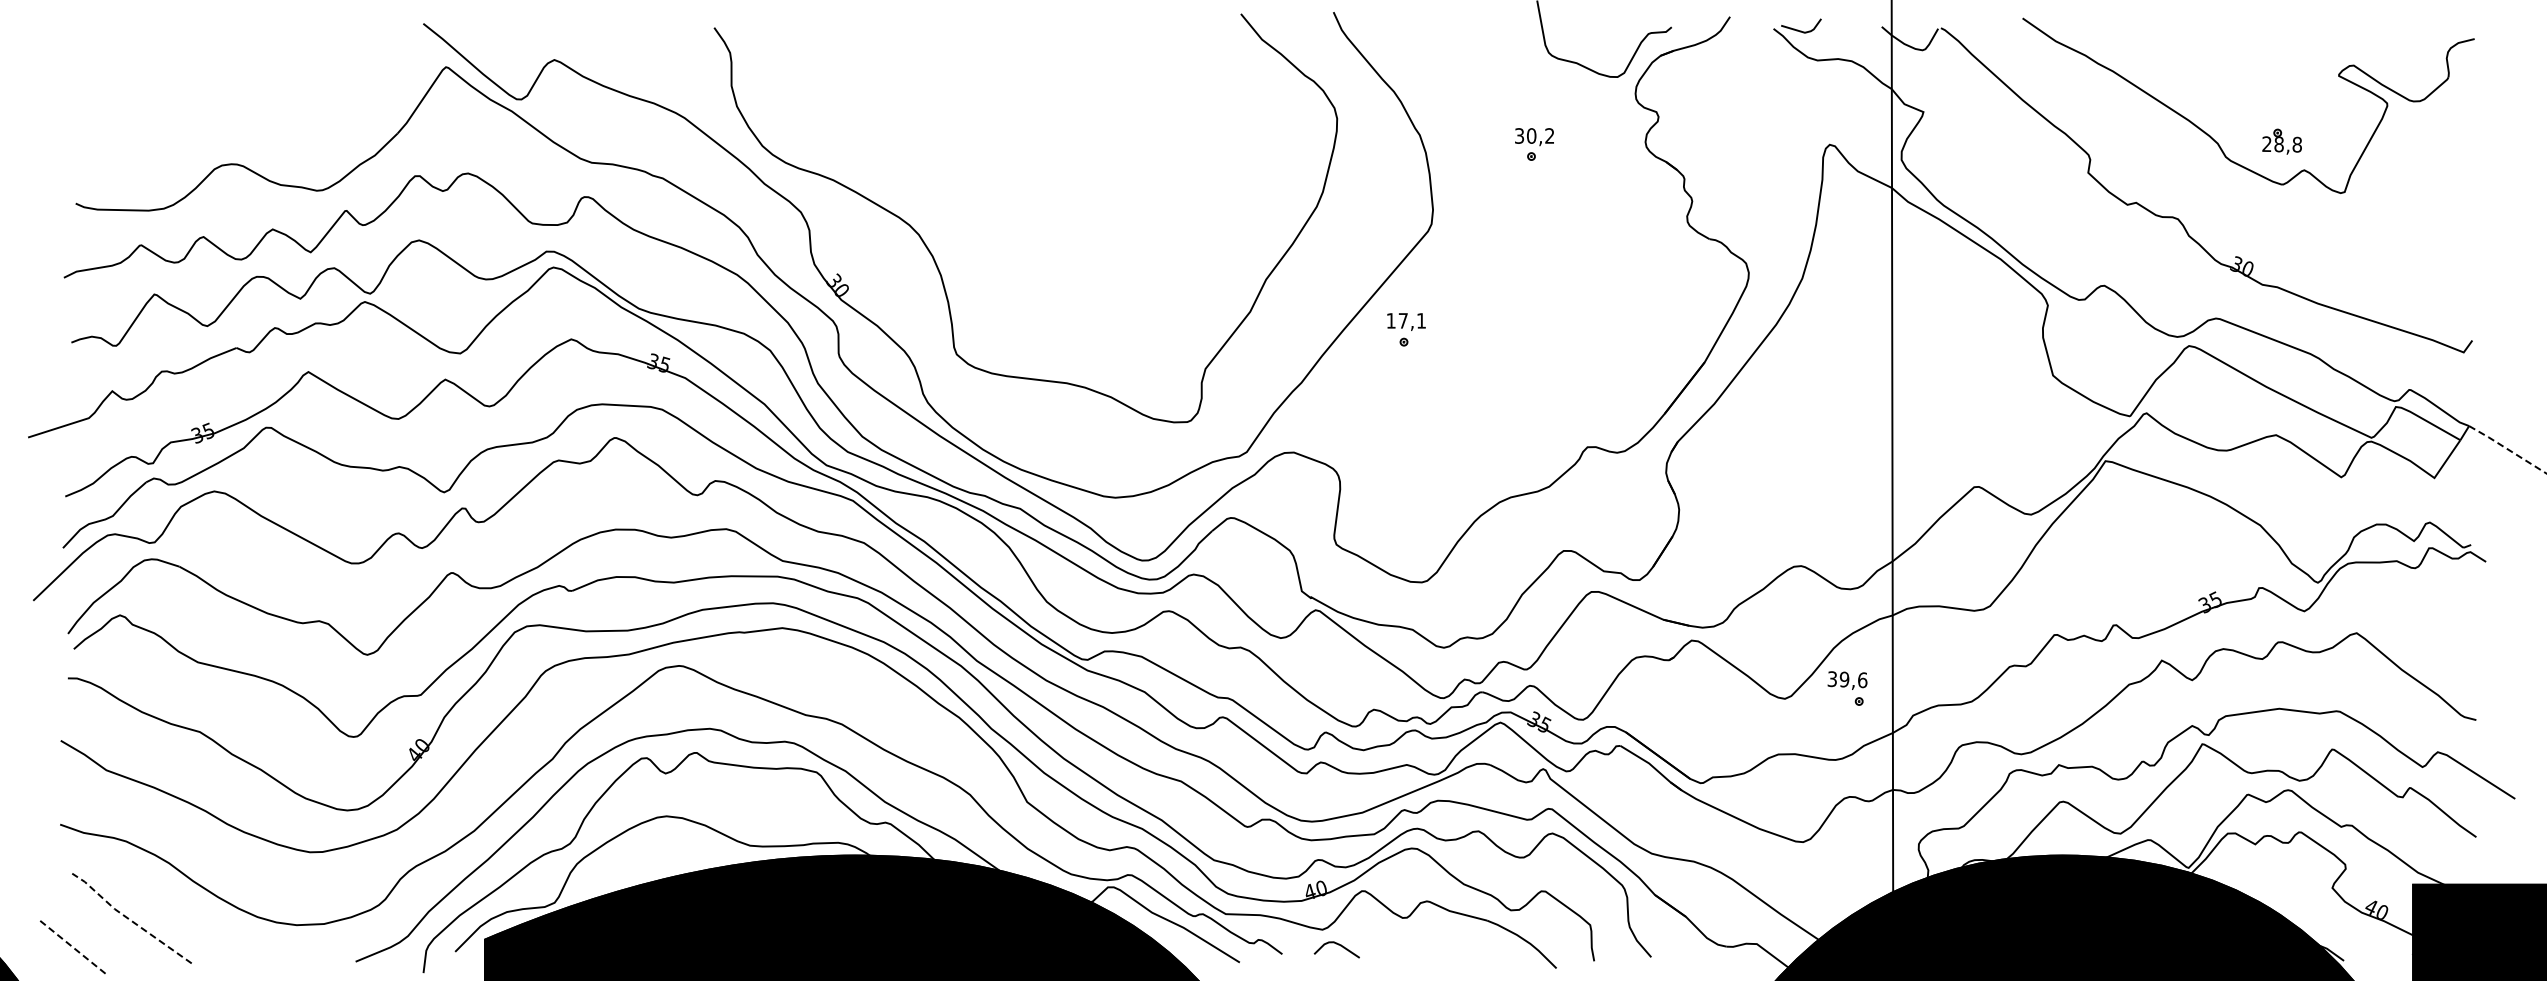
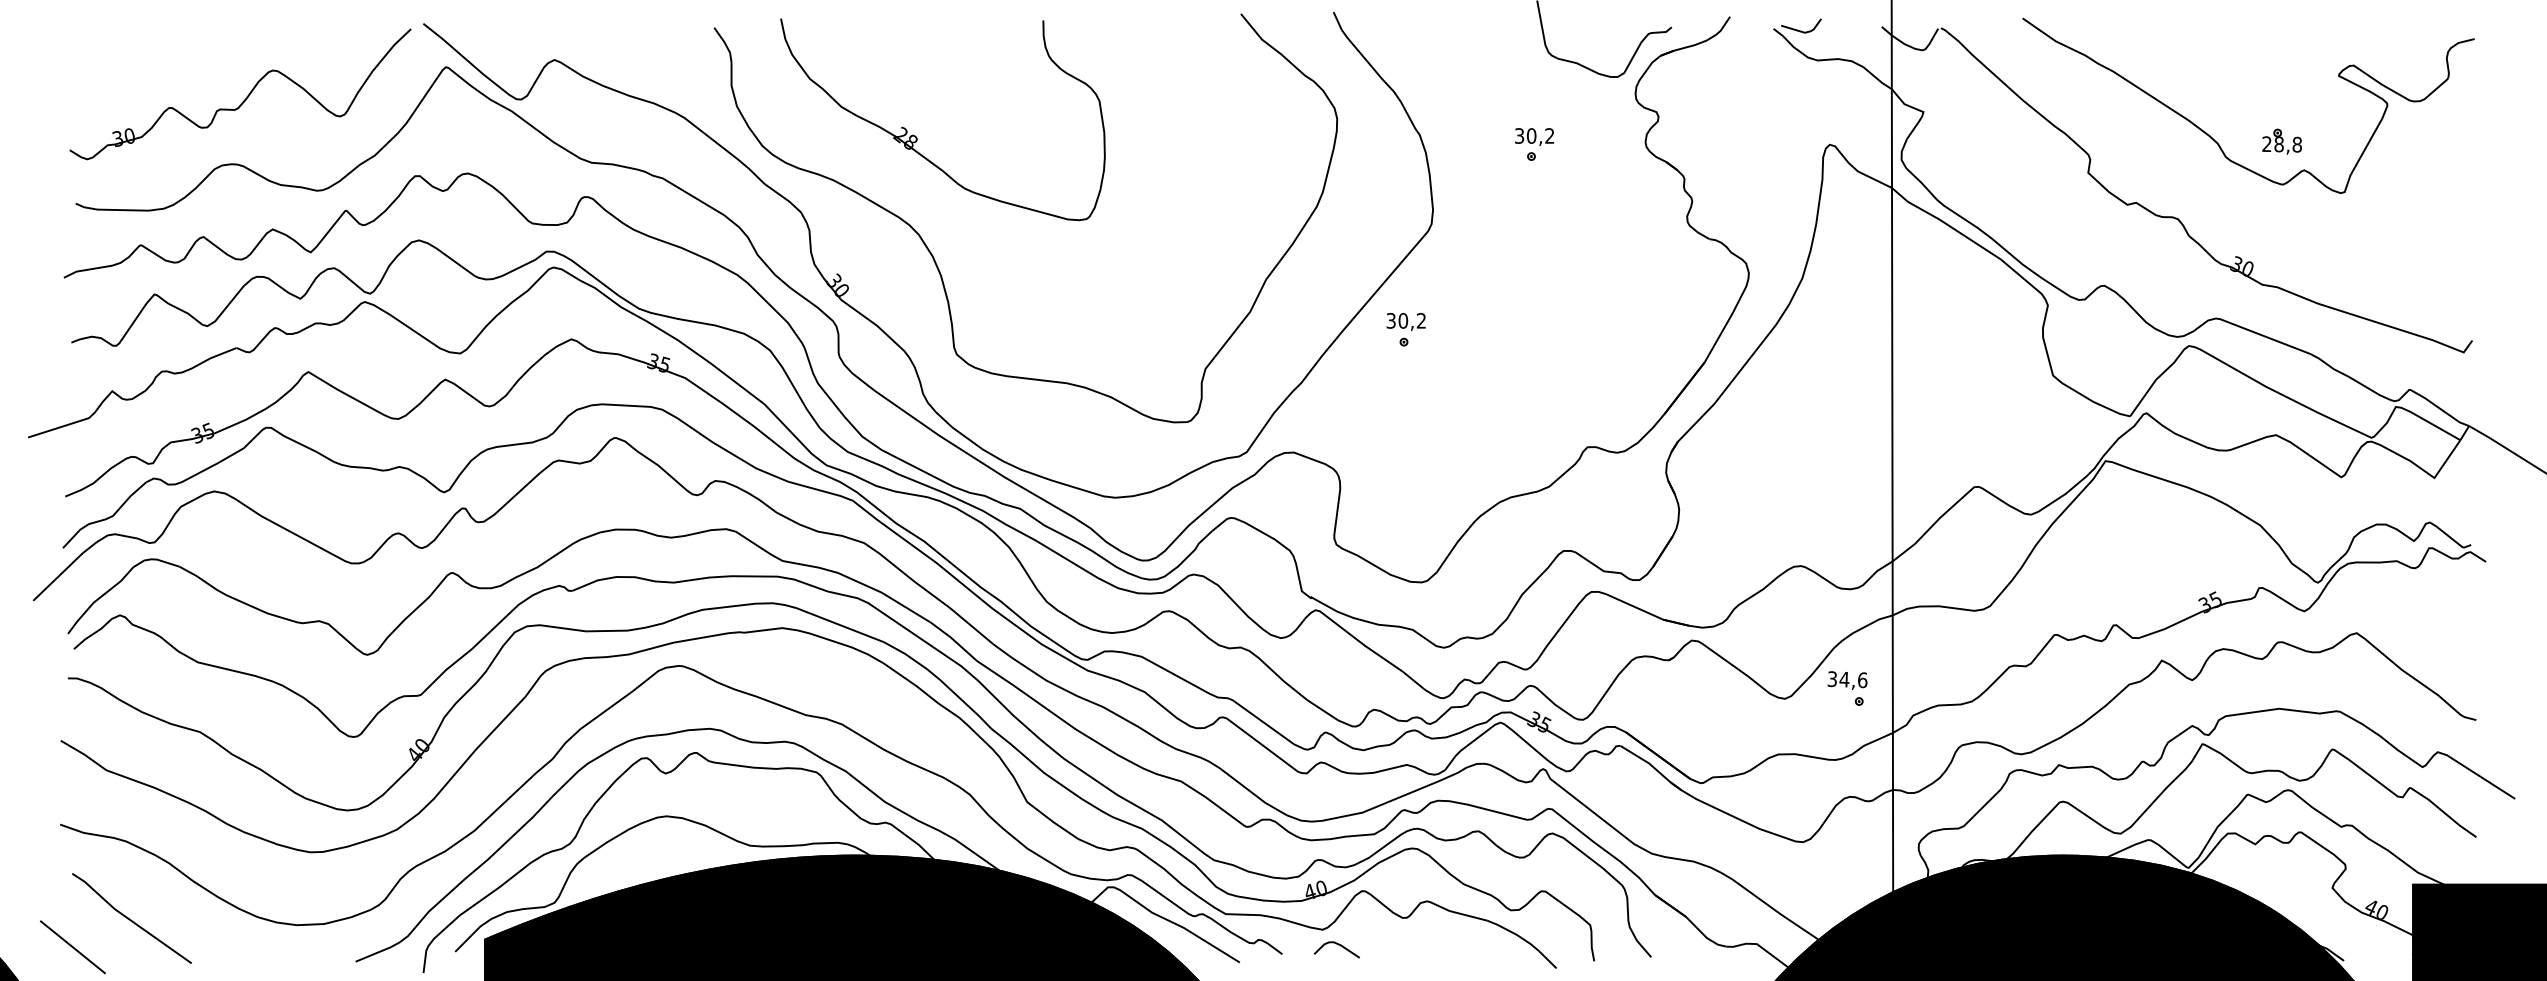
part: none -> present (246, 96)
part: none -> present (917, 137)
text: 17,1 -> 30,2 (1405, 320)
line: dashed -> solid (2507, 449)
text: 39,6 -> 34,6 (1844, 679)
line: dashed -> solid (129, 919)
line: dashed -> solid (73, 947)
